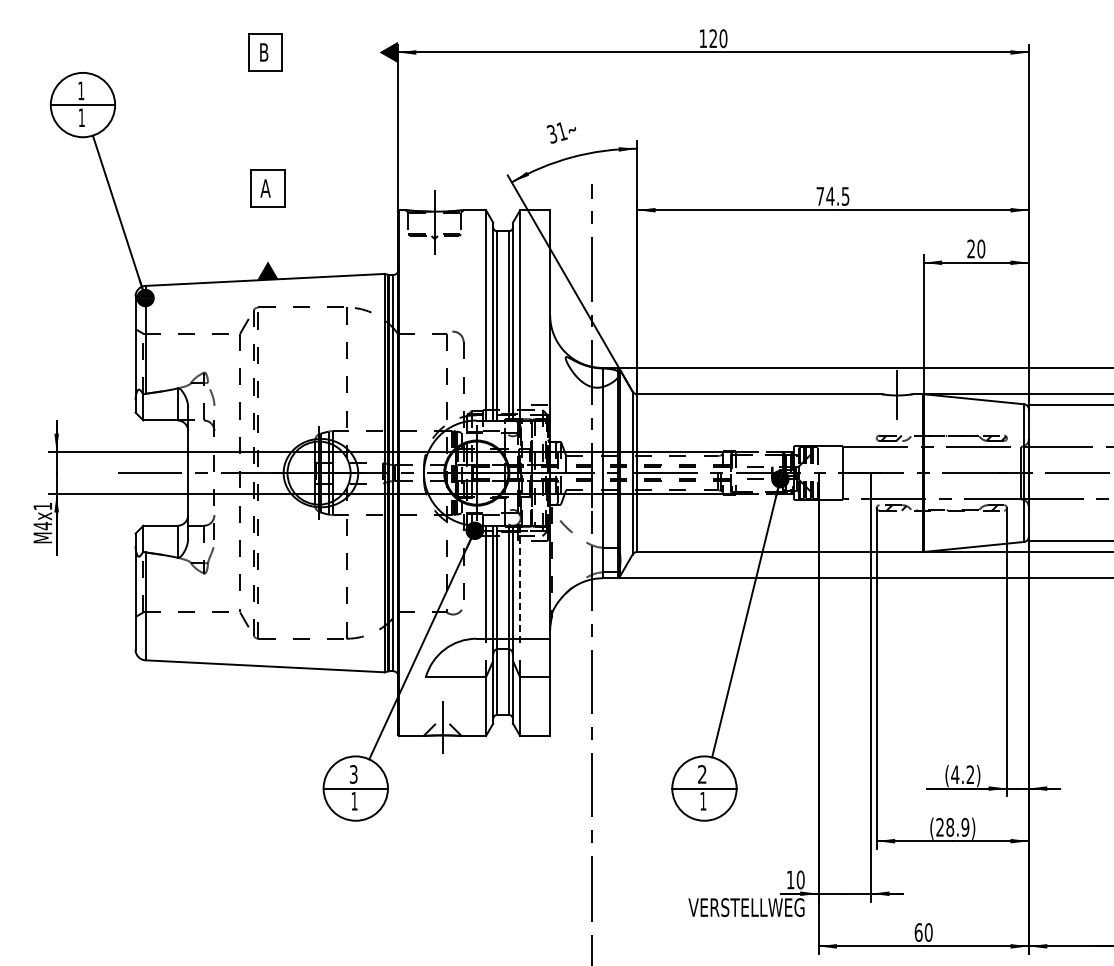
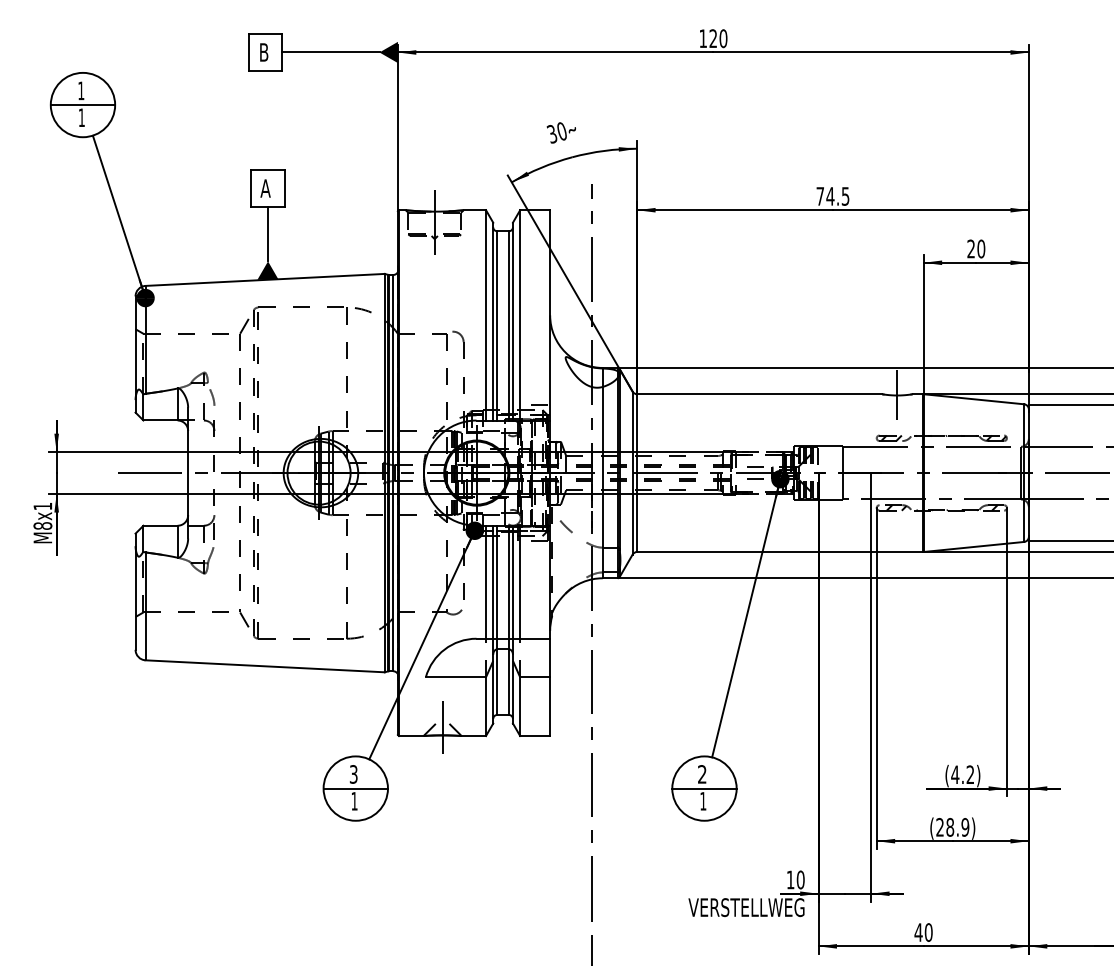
line: none -> present (330, 52)
text: 31 -> 30 (561, 131)
line: none -> present (268, 233)
text: M4x1 -> M8x1 (42, 525)
line: dashed -> solid (520, 582)
text: 60 -> 40 (918, 932)
